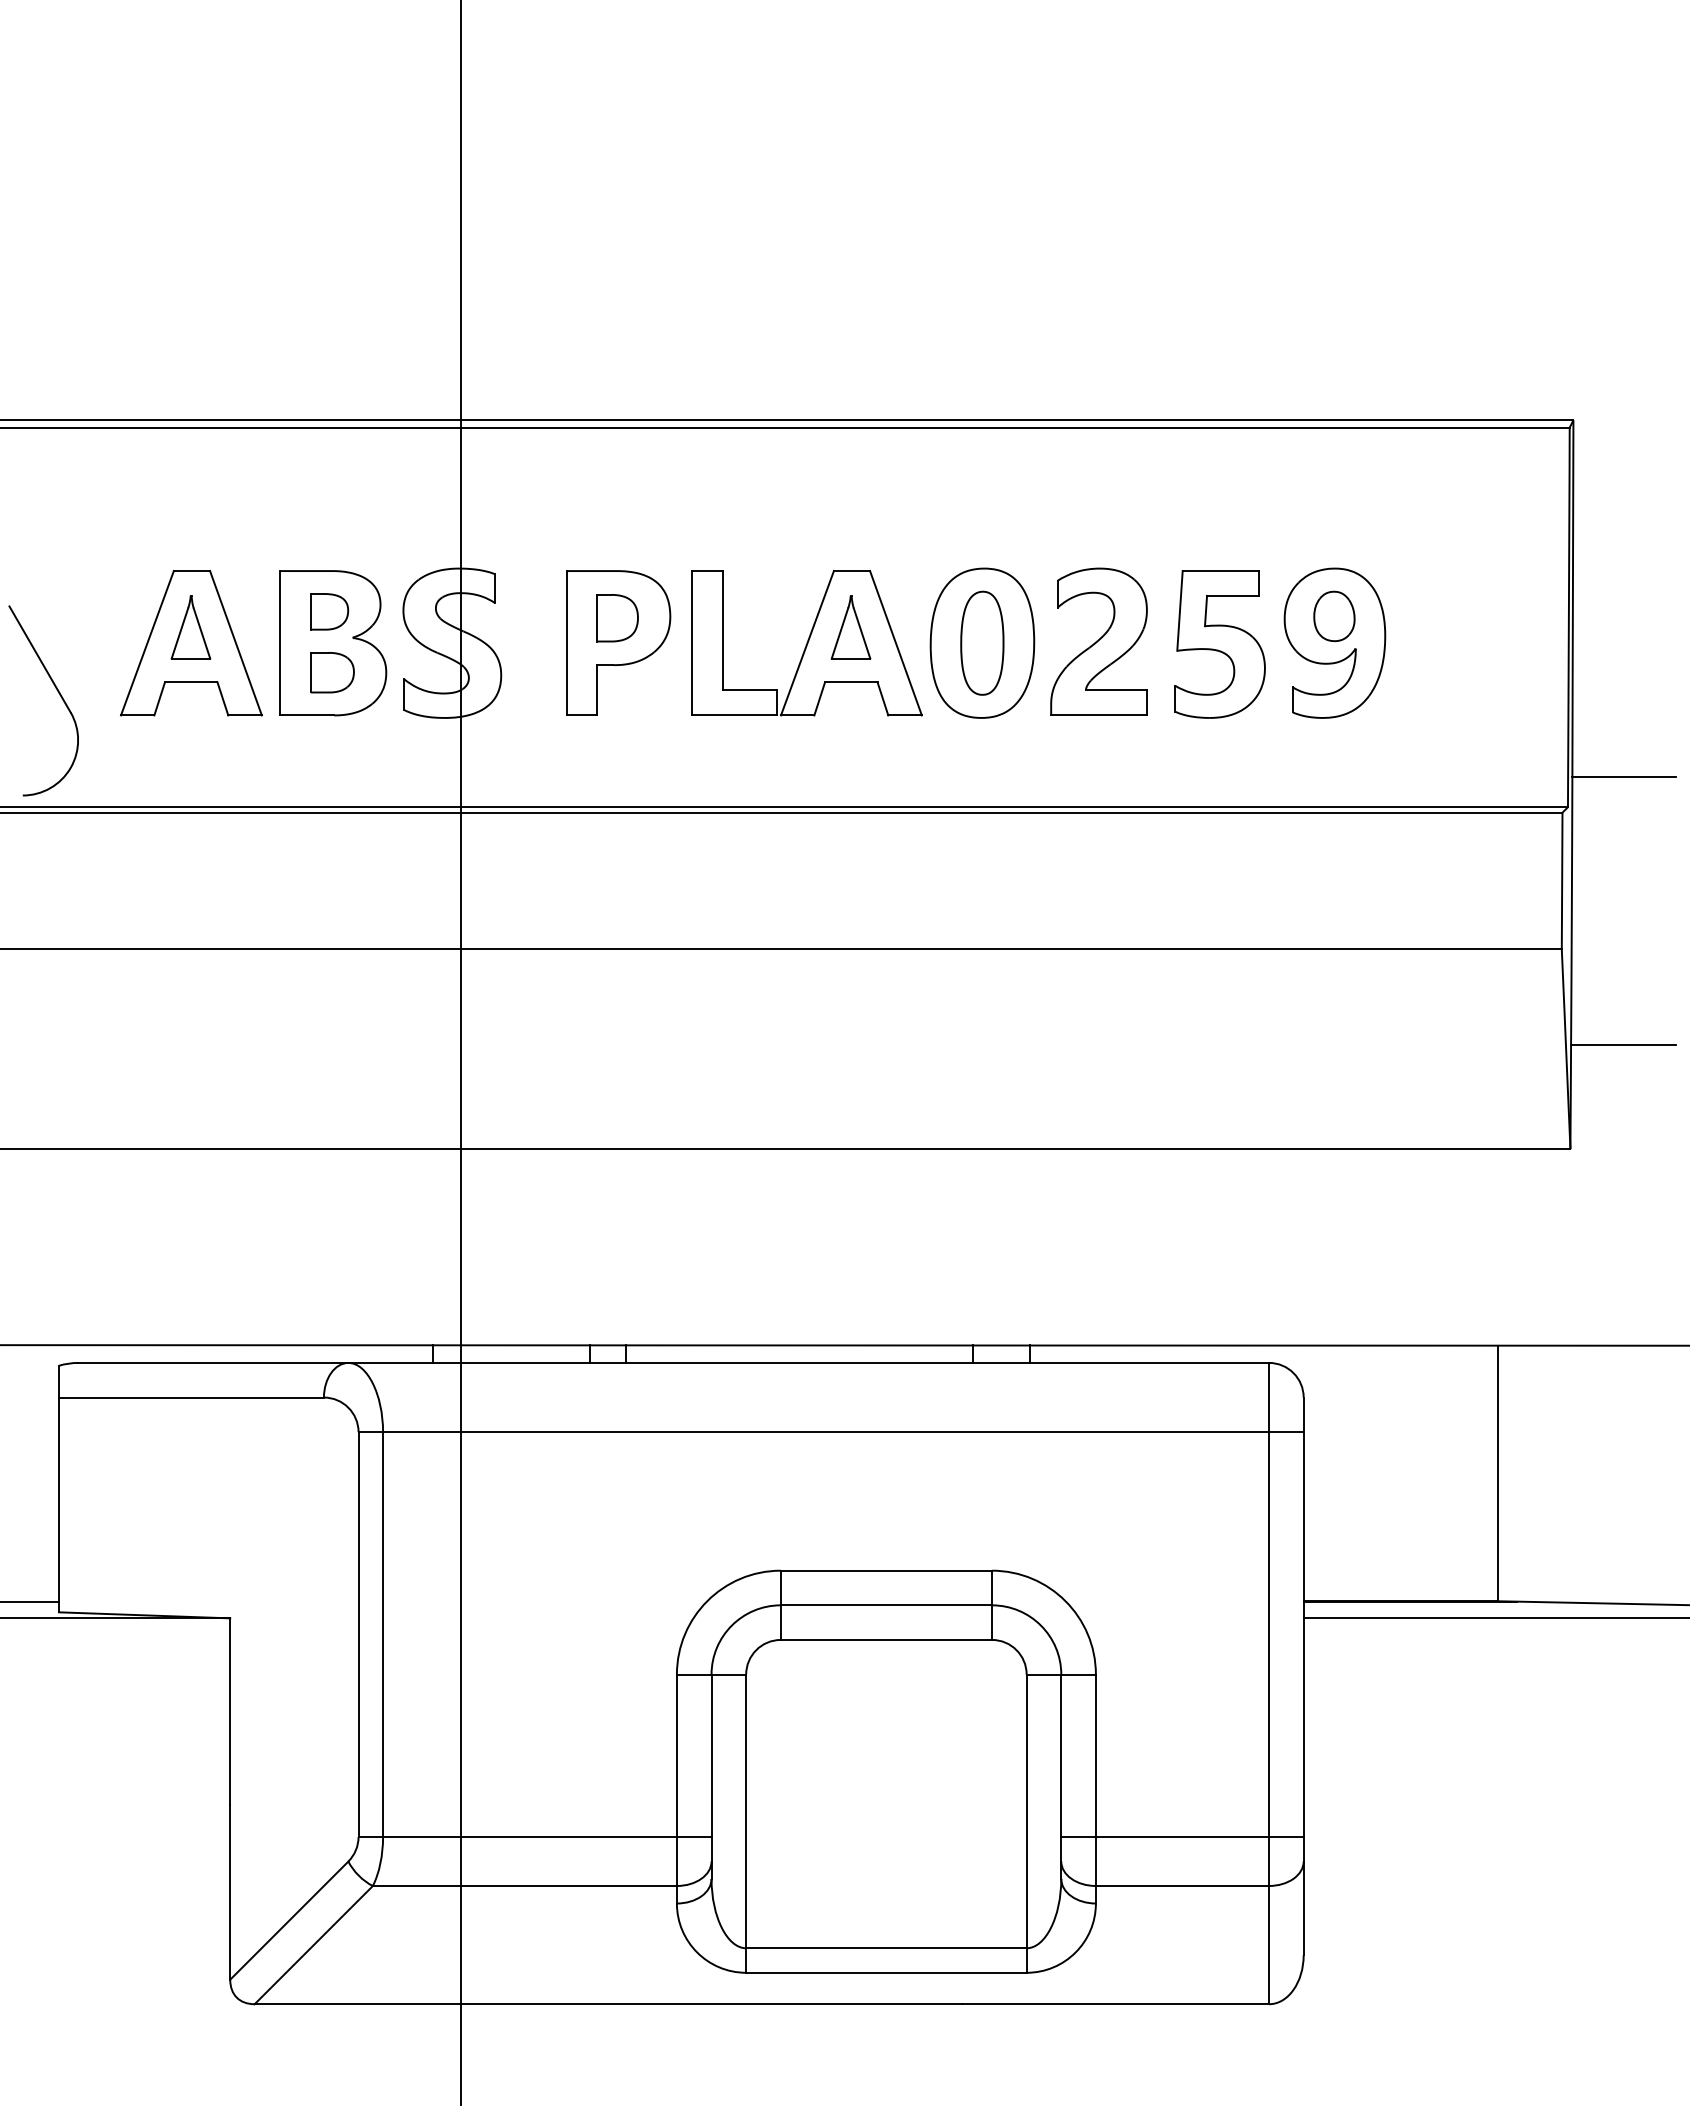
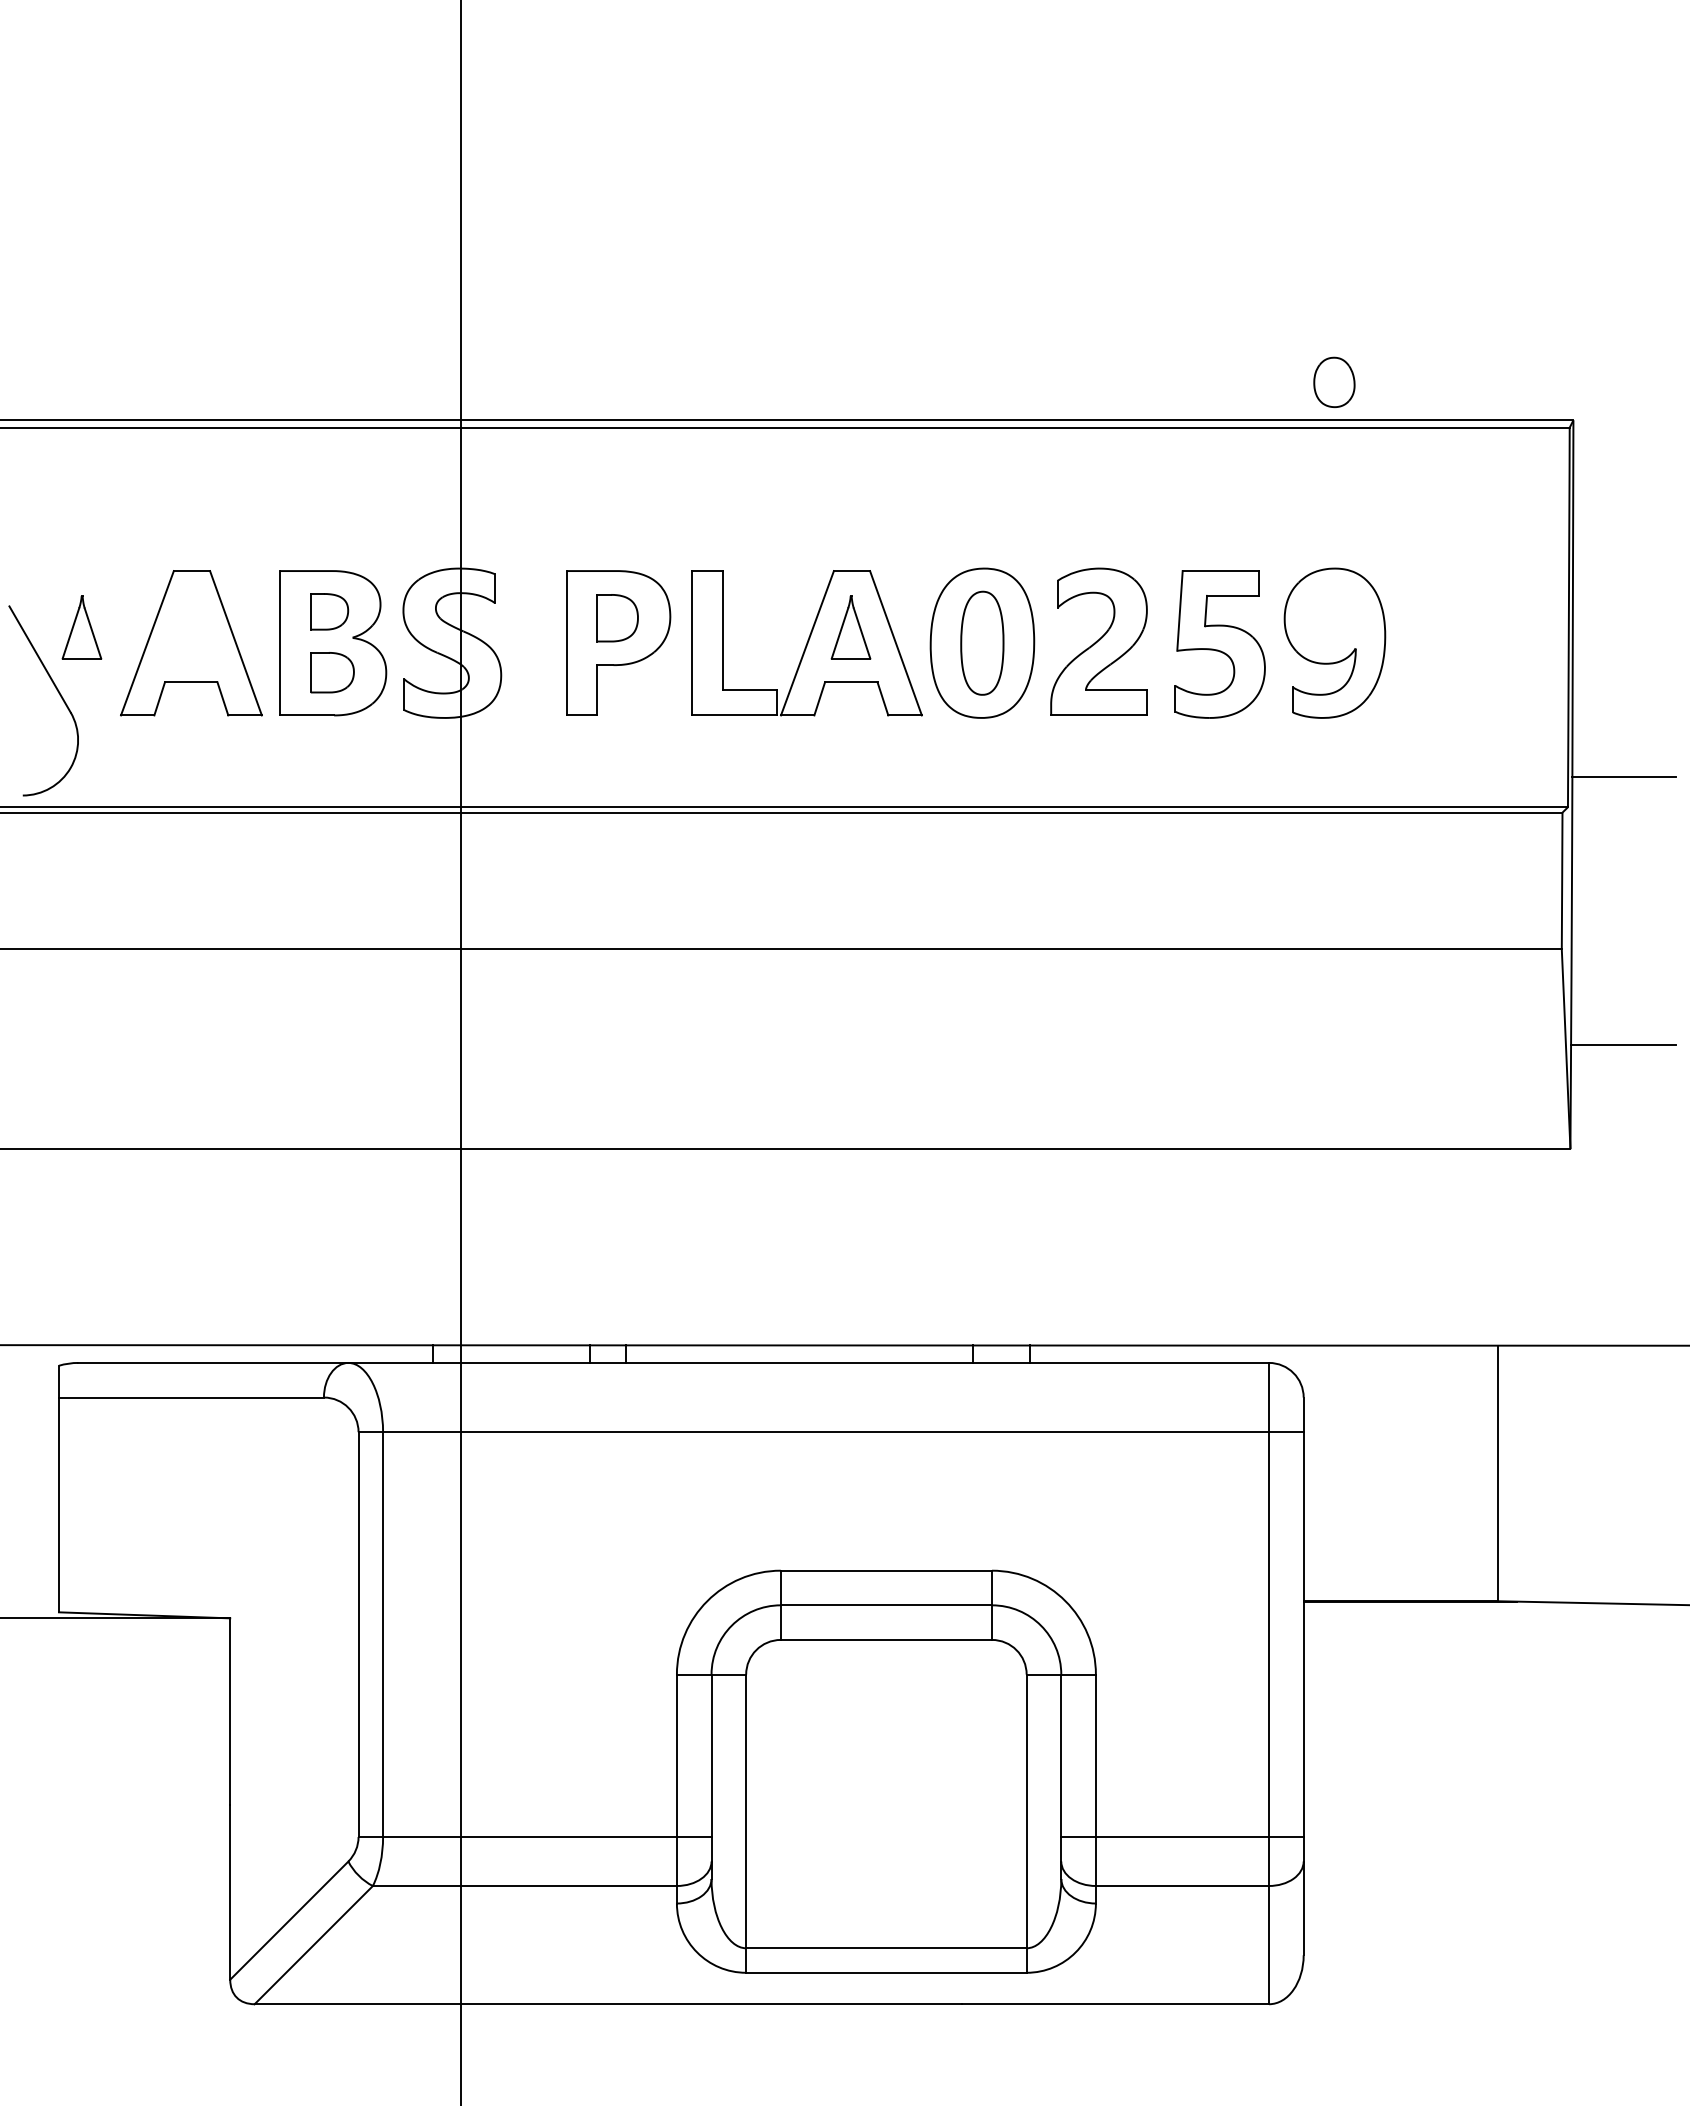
part position: (1334, 616) -> (1334, 382) (1334, 382)
part position: (190, 627) -> (81, 627) (81, 627)
line: present -> none (30, 1601)
line: present -> none (1494, 1618)
